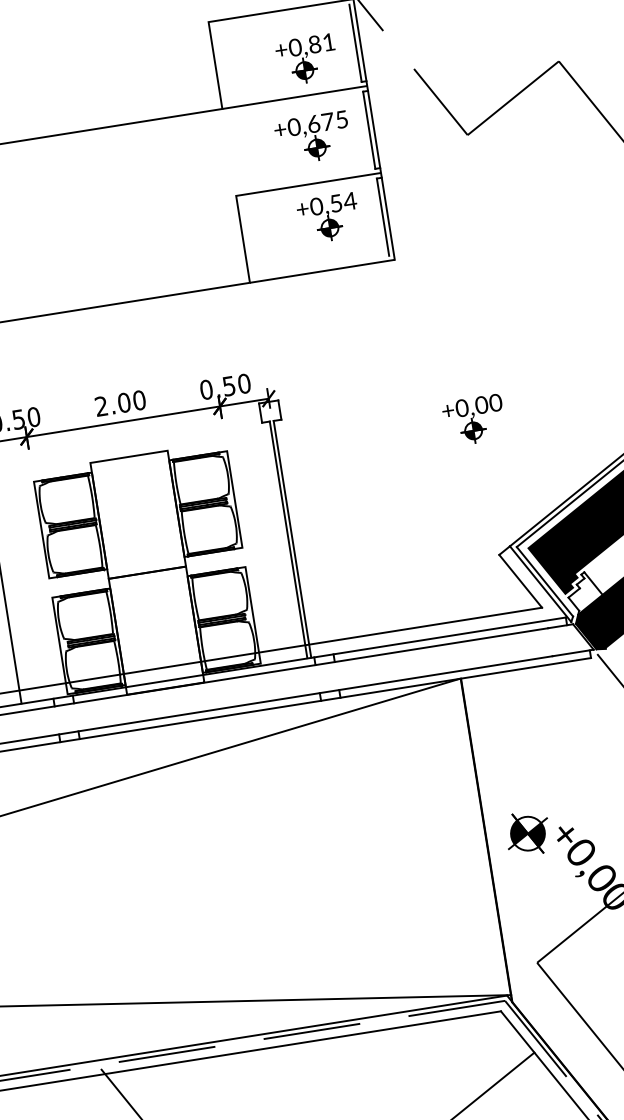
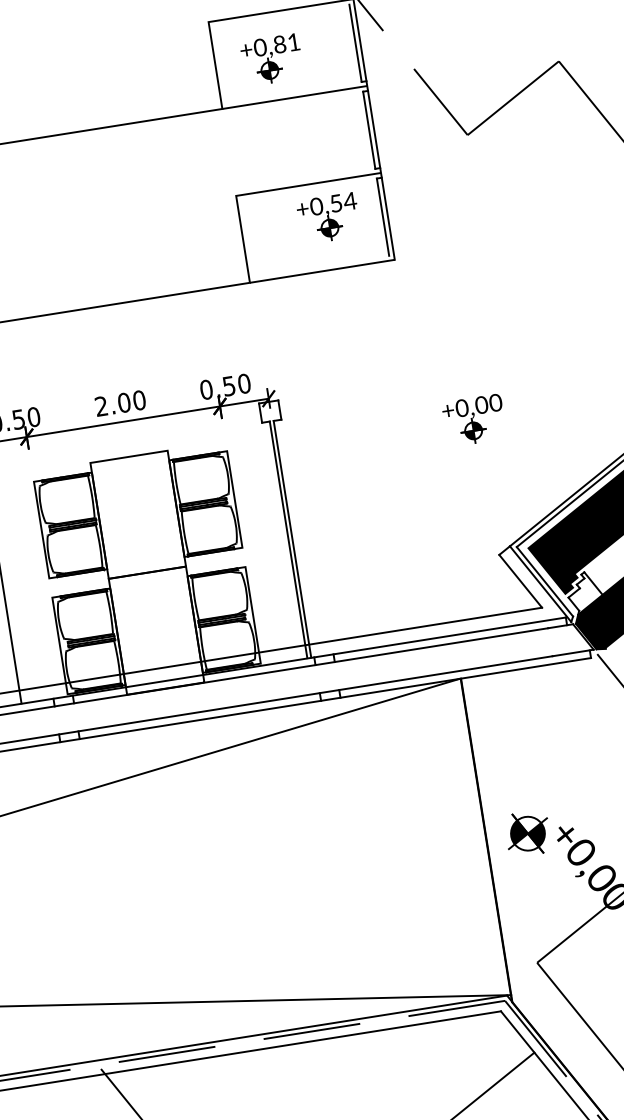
part position: (305, 58) -> (270, 58) (270, 58)
part: present -> none (310, 135)
